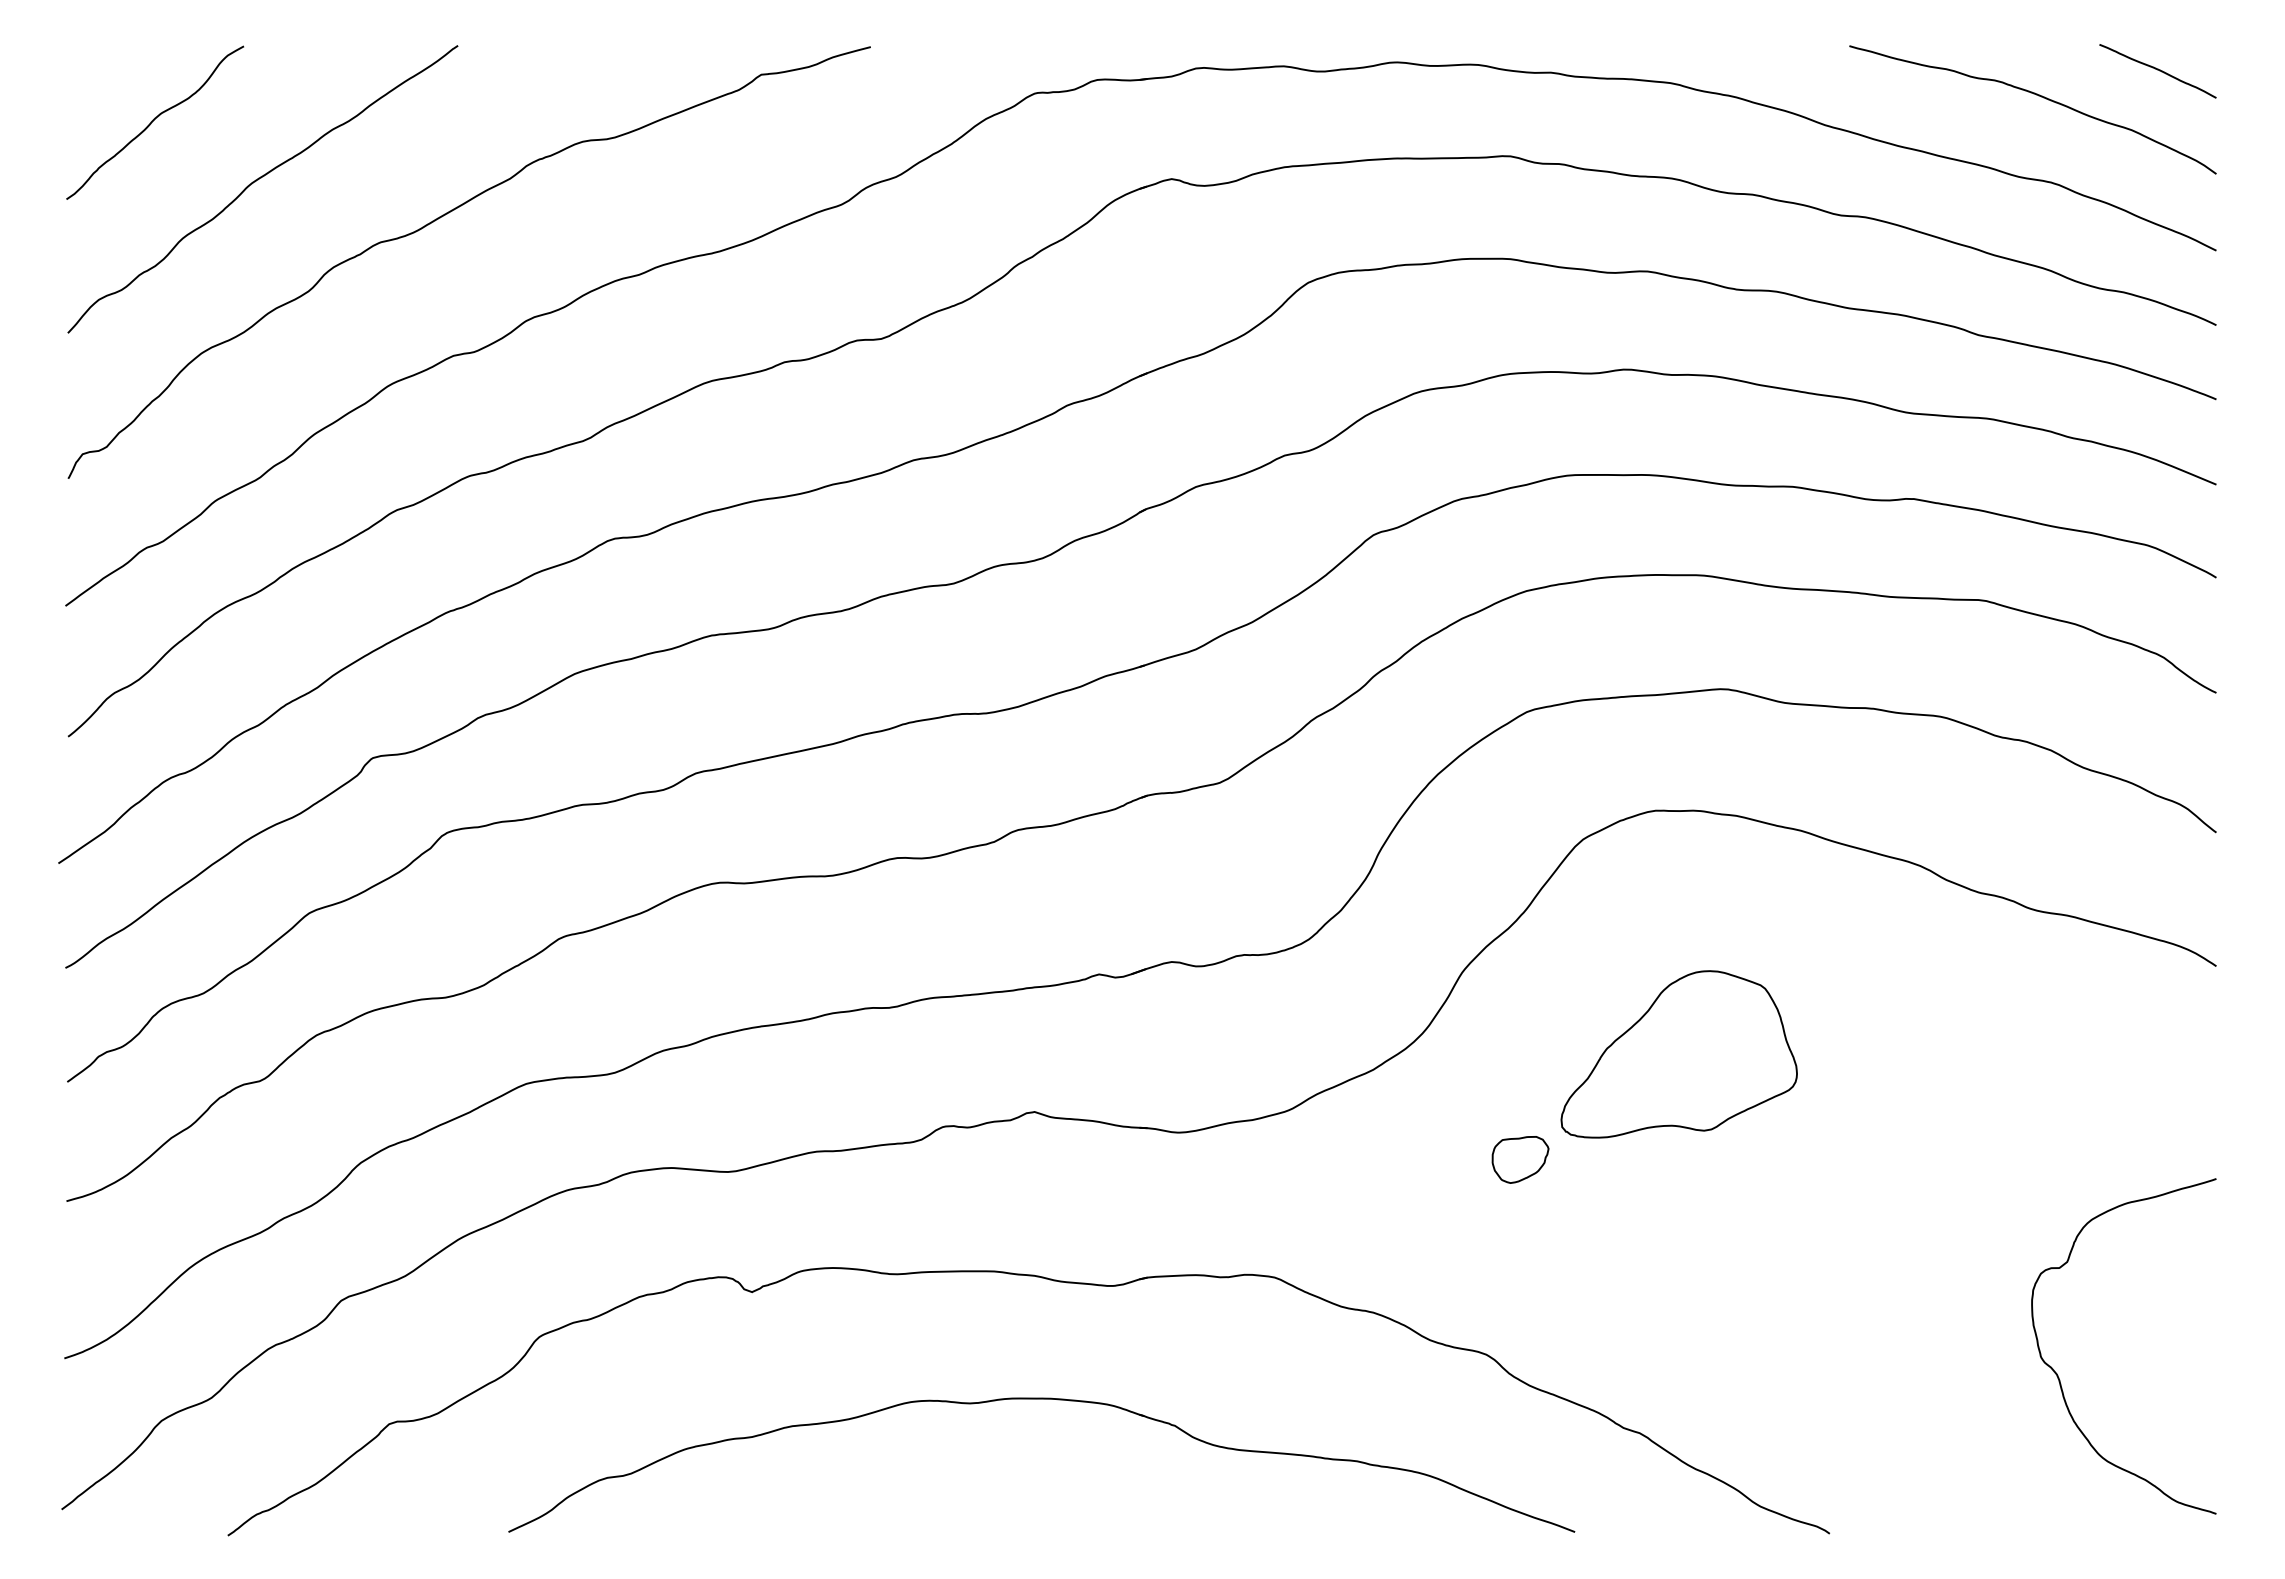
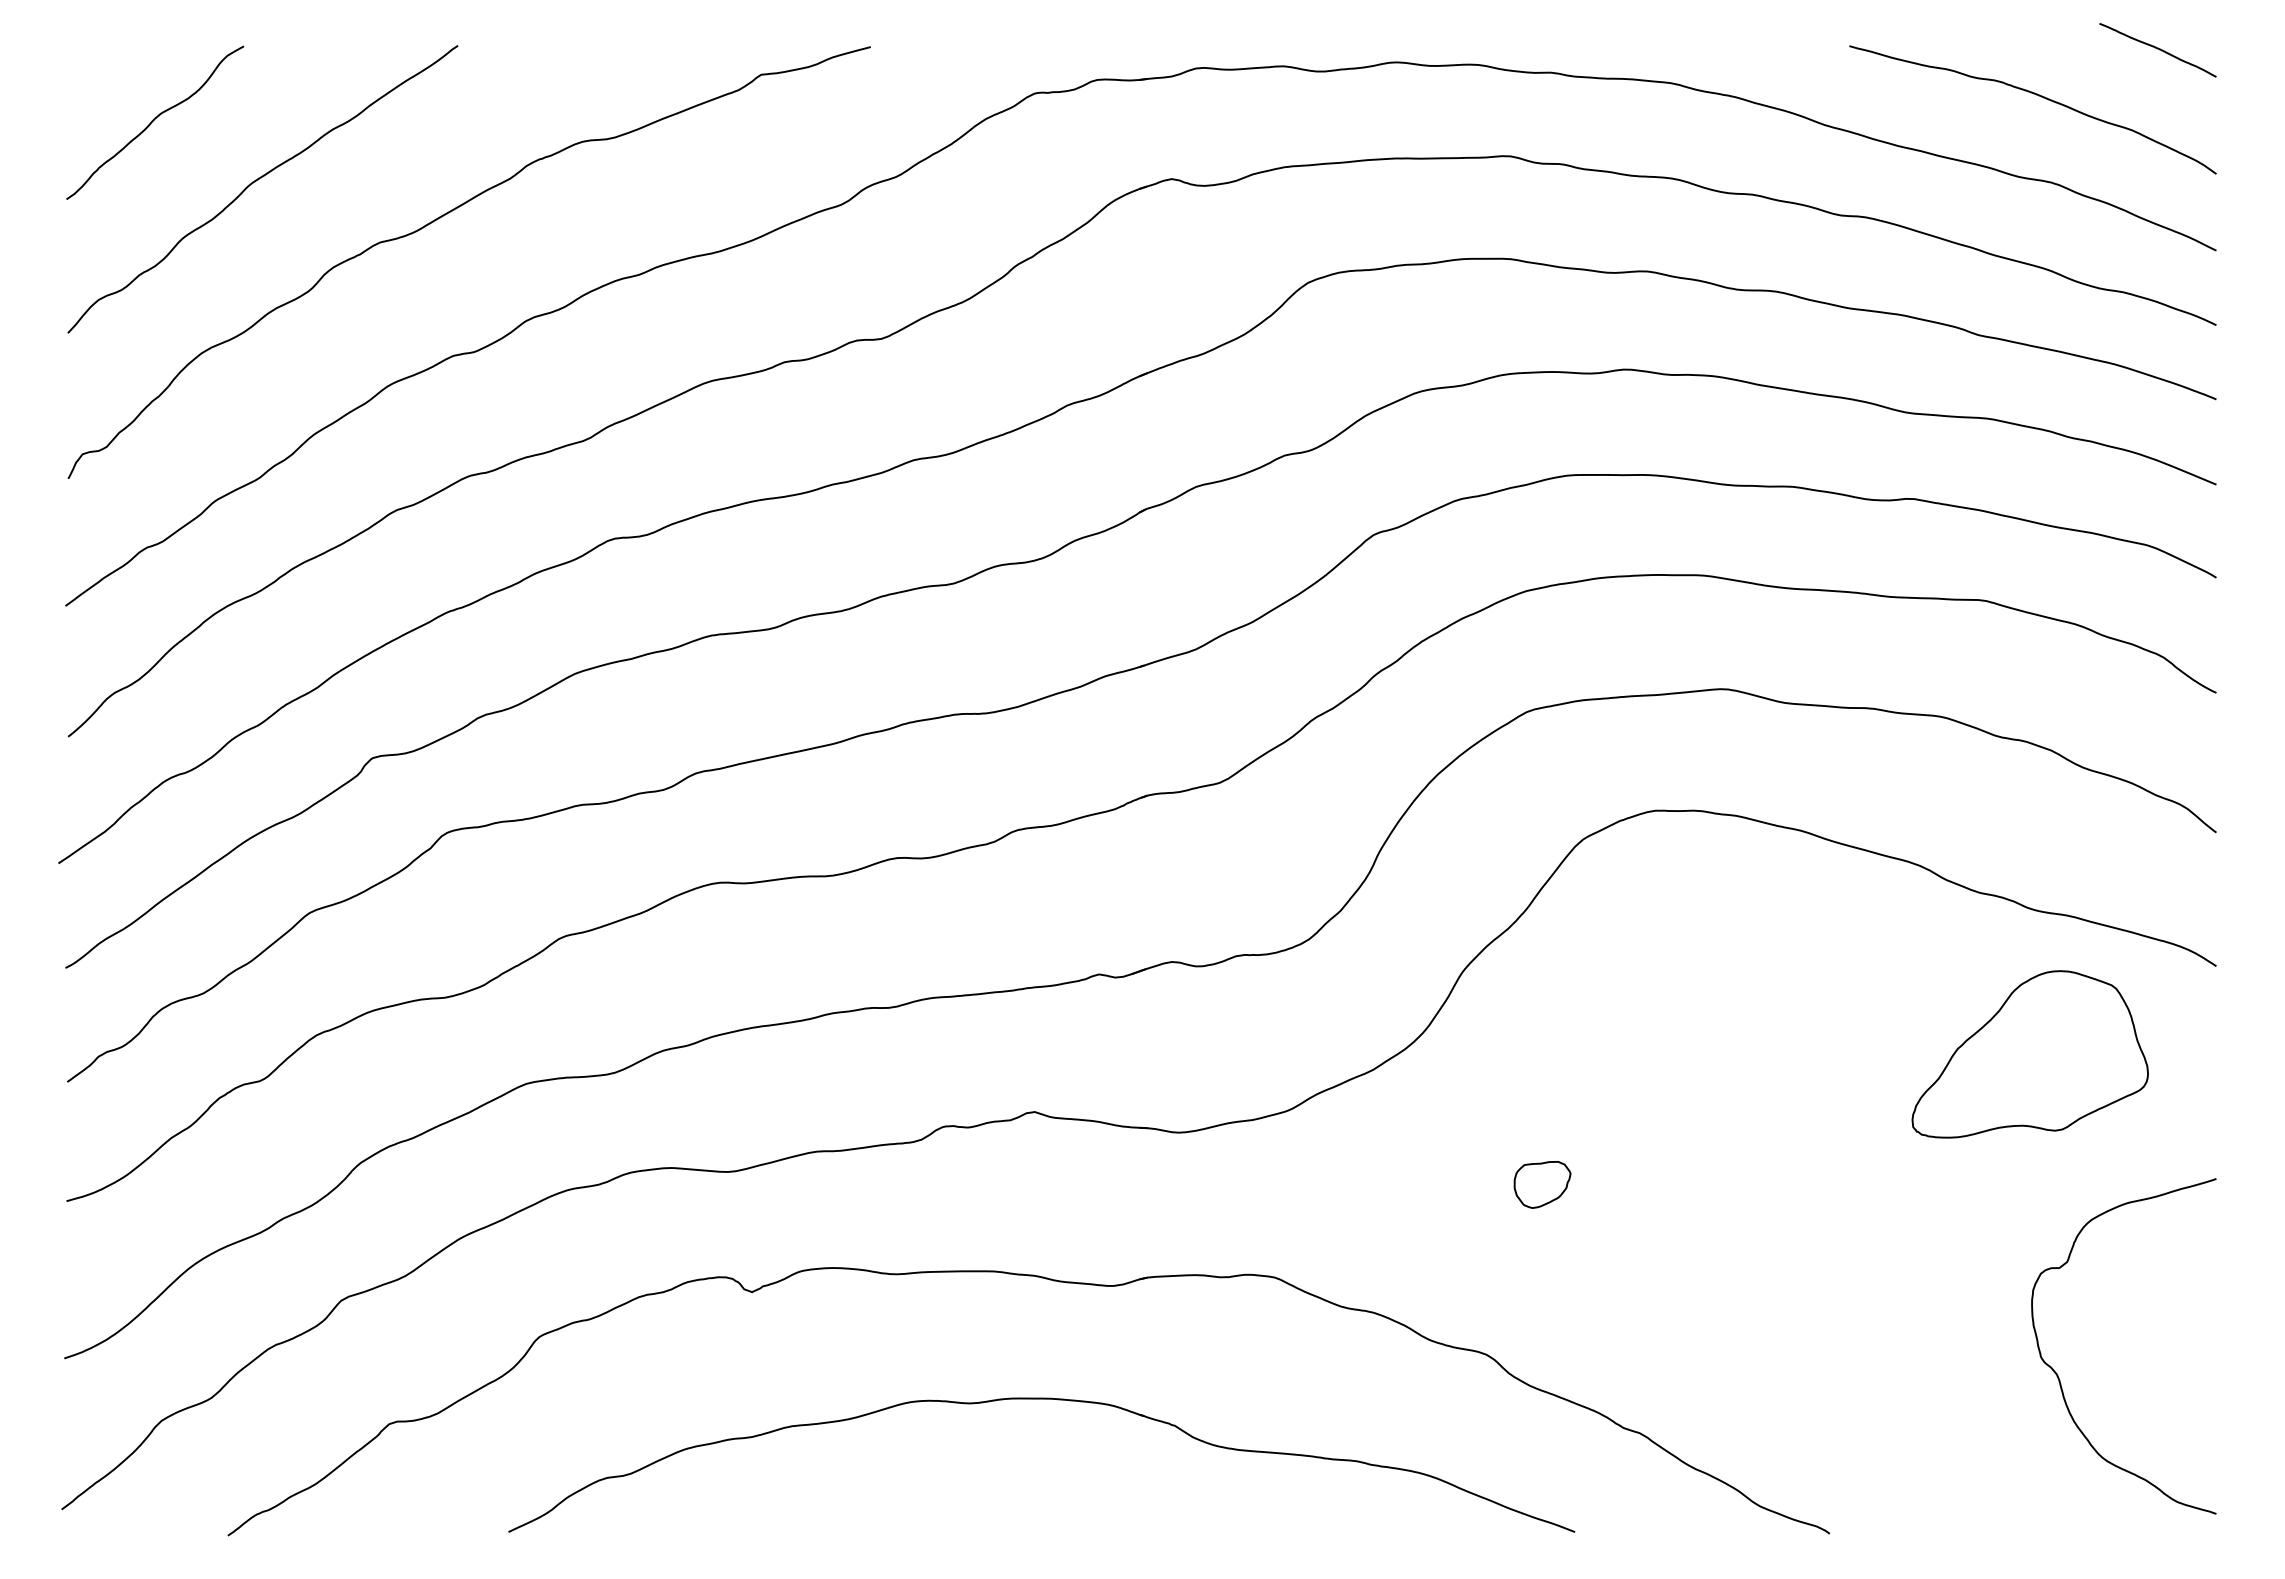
curve position: (2157, 70) -> (2157, 49) (2157, 49)
part position: (1678, 1054) -> (2029, 1054) (2029, 1054)
part position: (1520, 1159) -> (1542, 1184) (1542, 1184)
